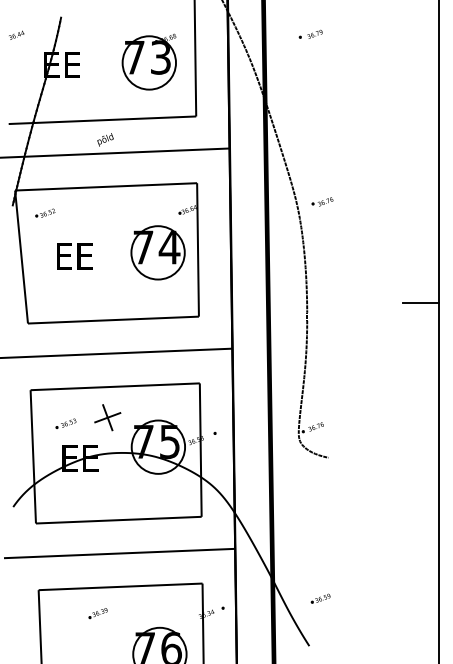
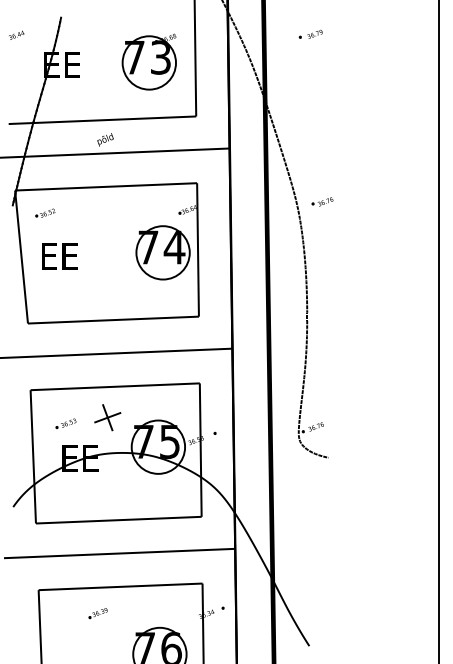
part position: (157, 252) -> (162, 252) (162, 252)
text position: (74, 256) -> (59, 256) (59, 256)
line: present -> none (420, 302)
part: present -> none (320, 598)
